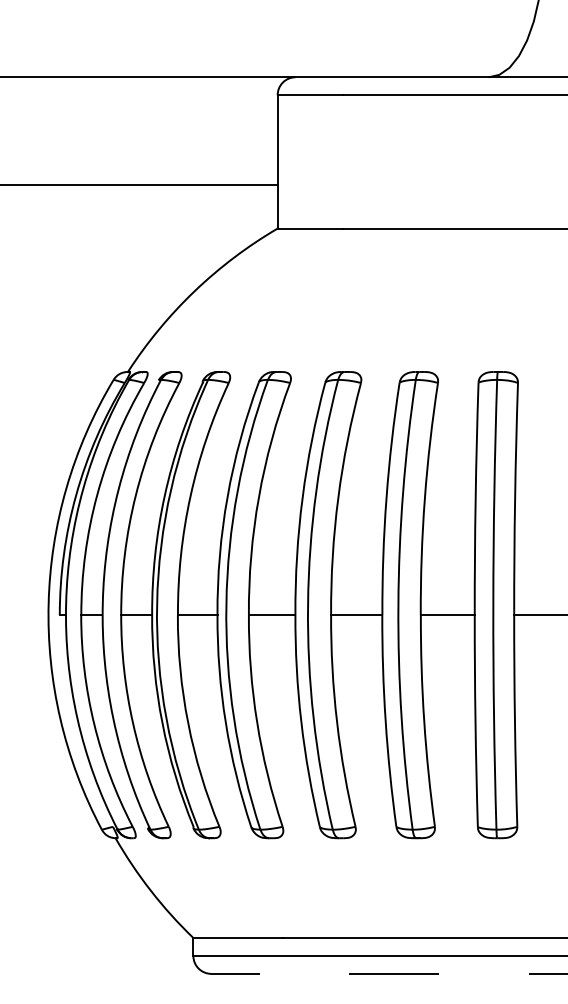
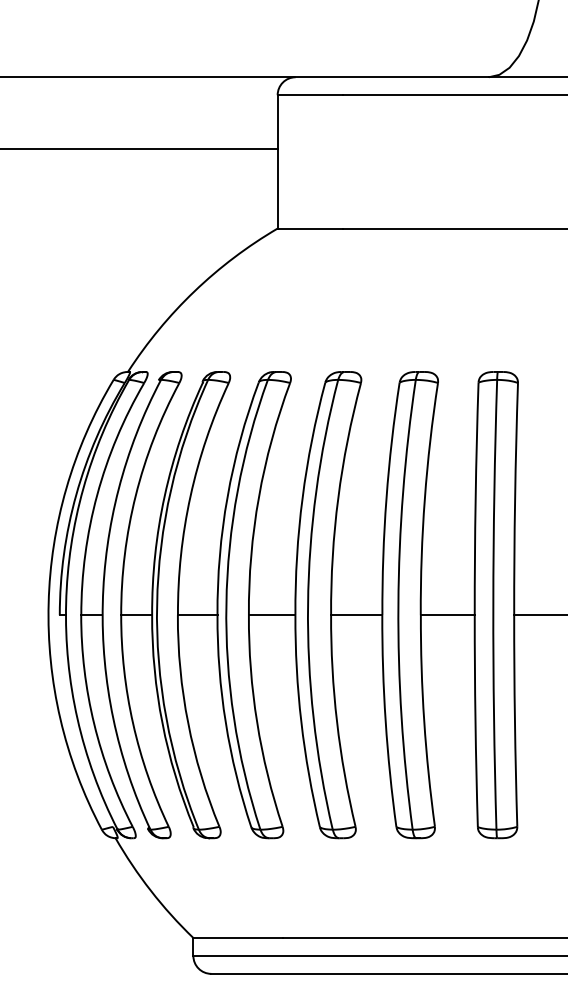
line position: (139, 184) -> (139, 148) (139, 148)
line: dashed -> solid (389, 973)
